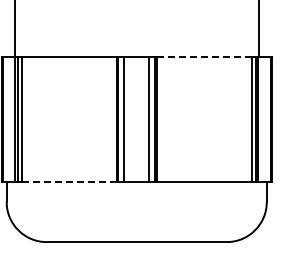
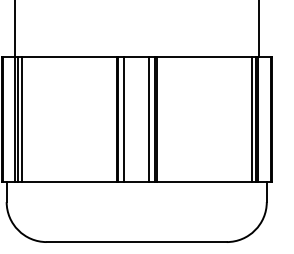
line: dashed -> solid (204, 56)
line: dashed -> solid (68, 182)
